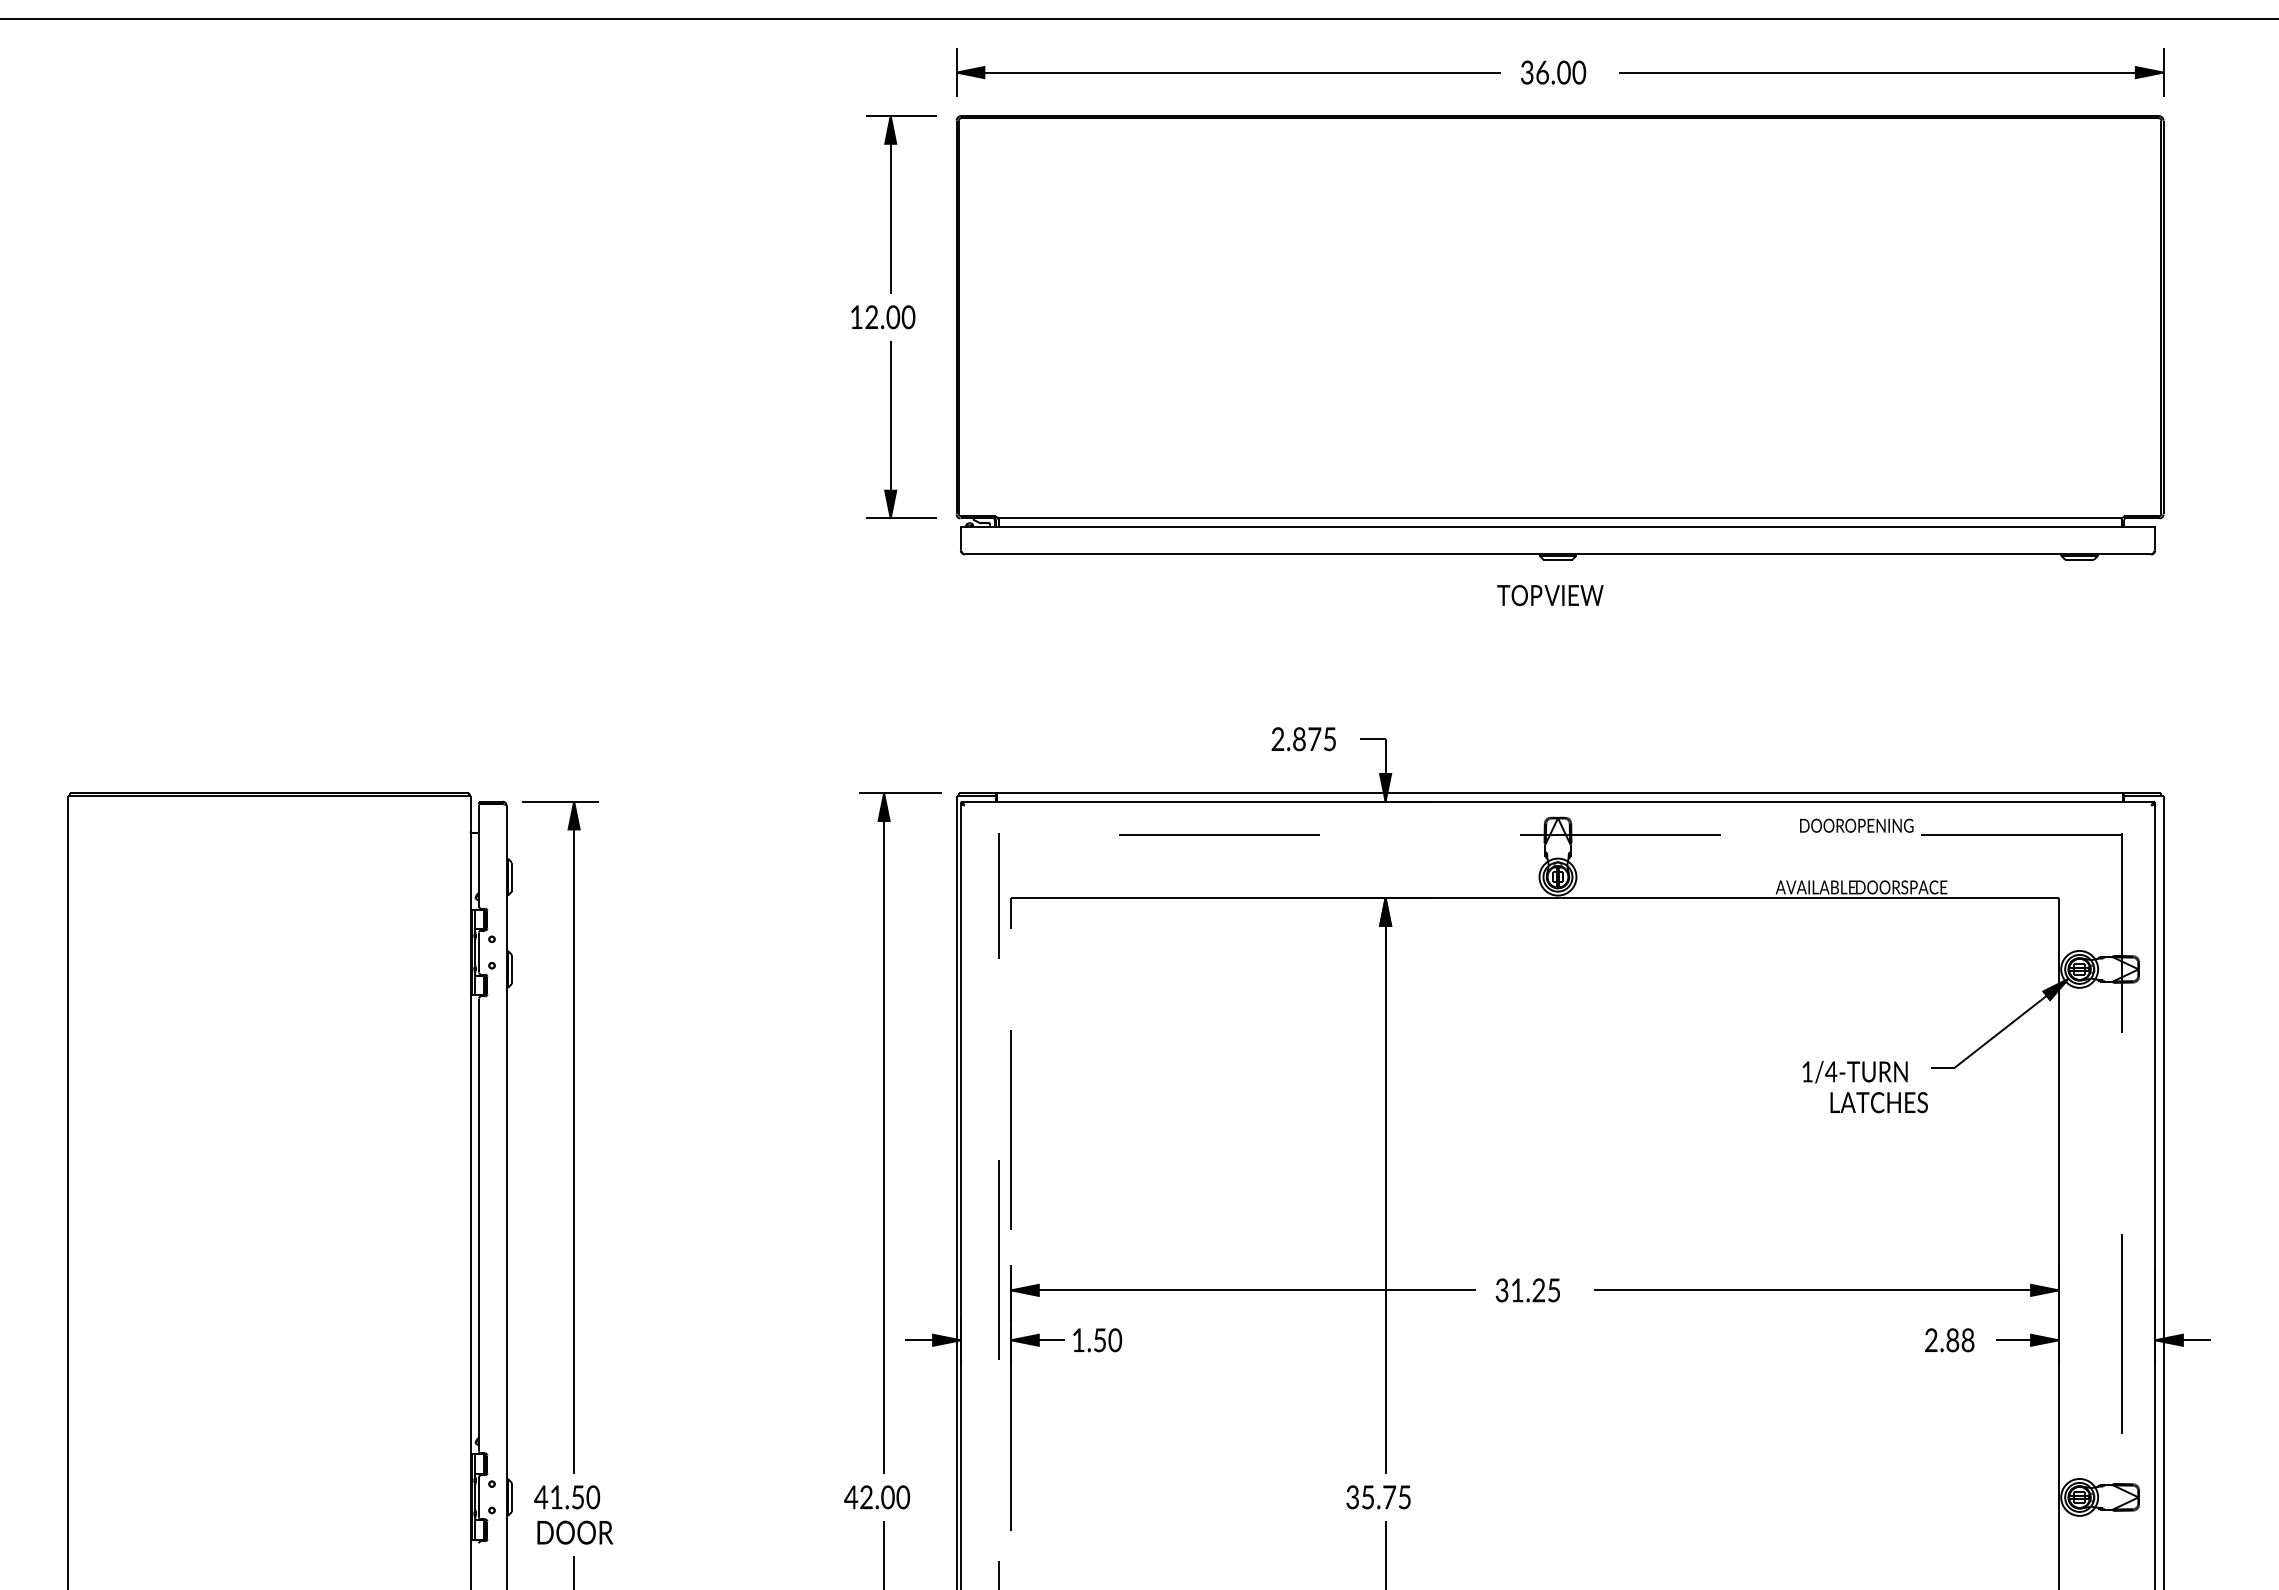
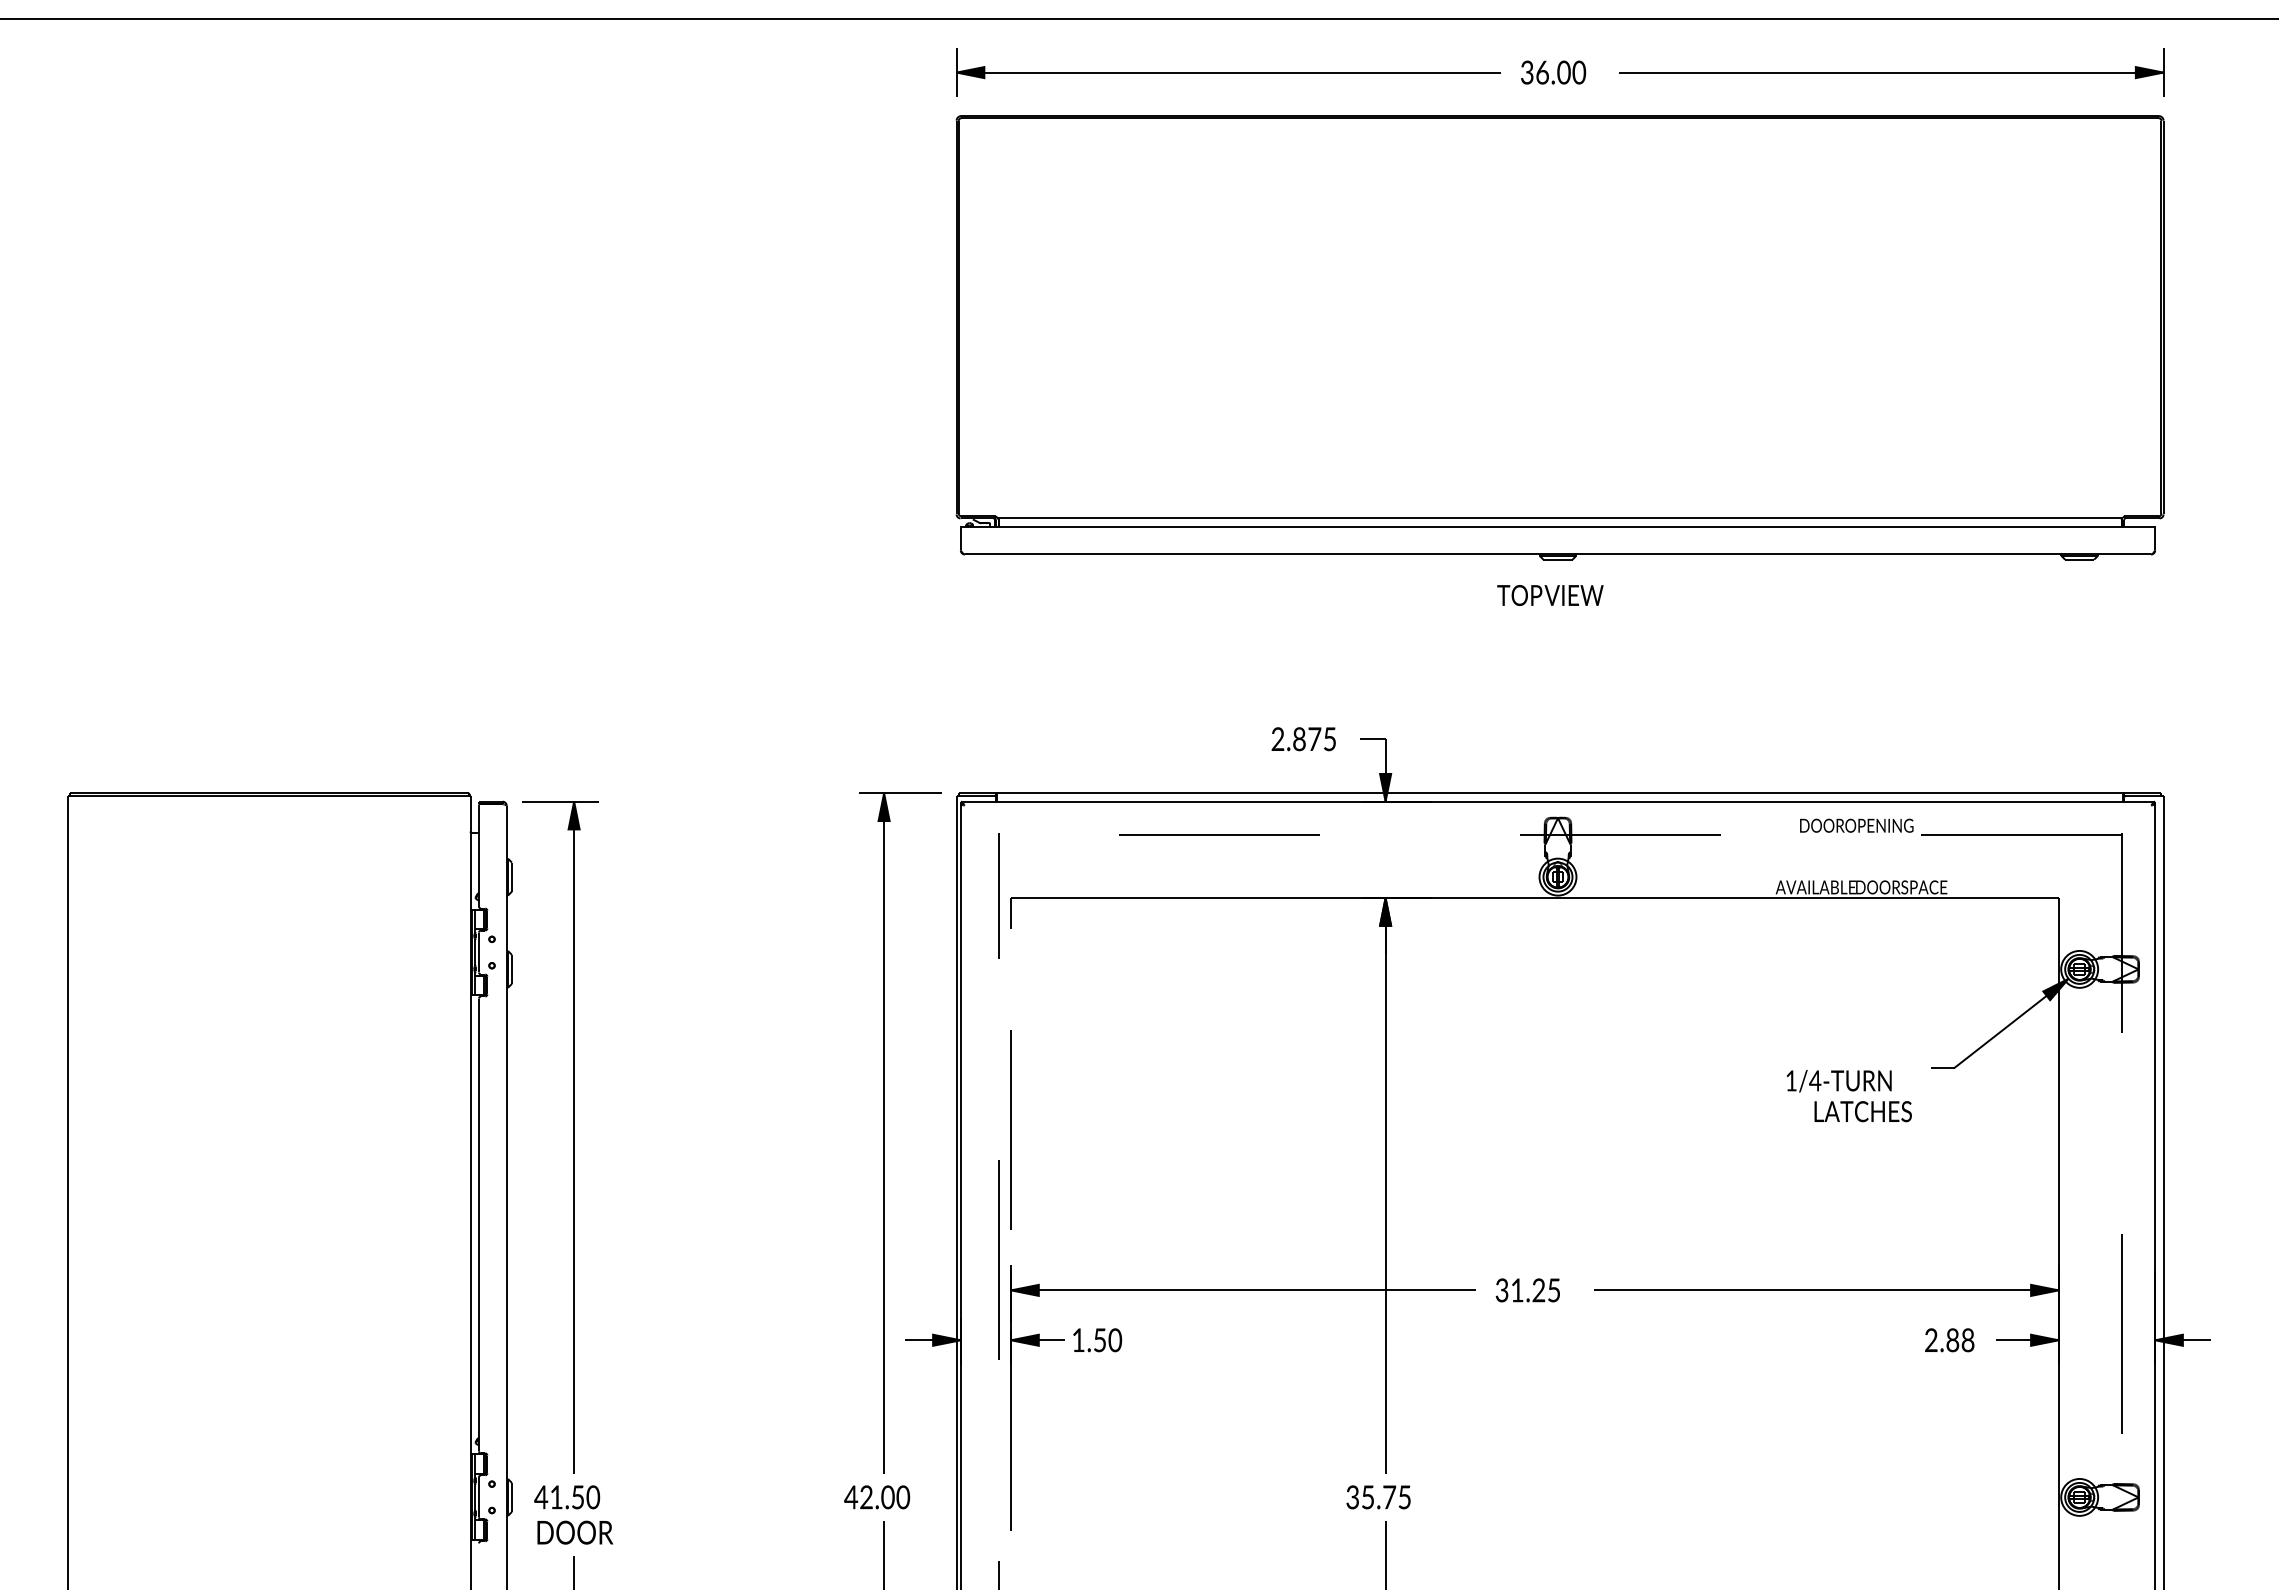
part: present -> none (893, 316)
text position: (1864, 1087) -> (1848, 1096) (1848, 1096)
